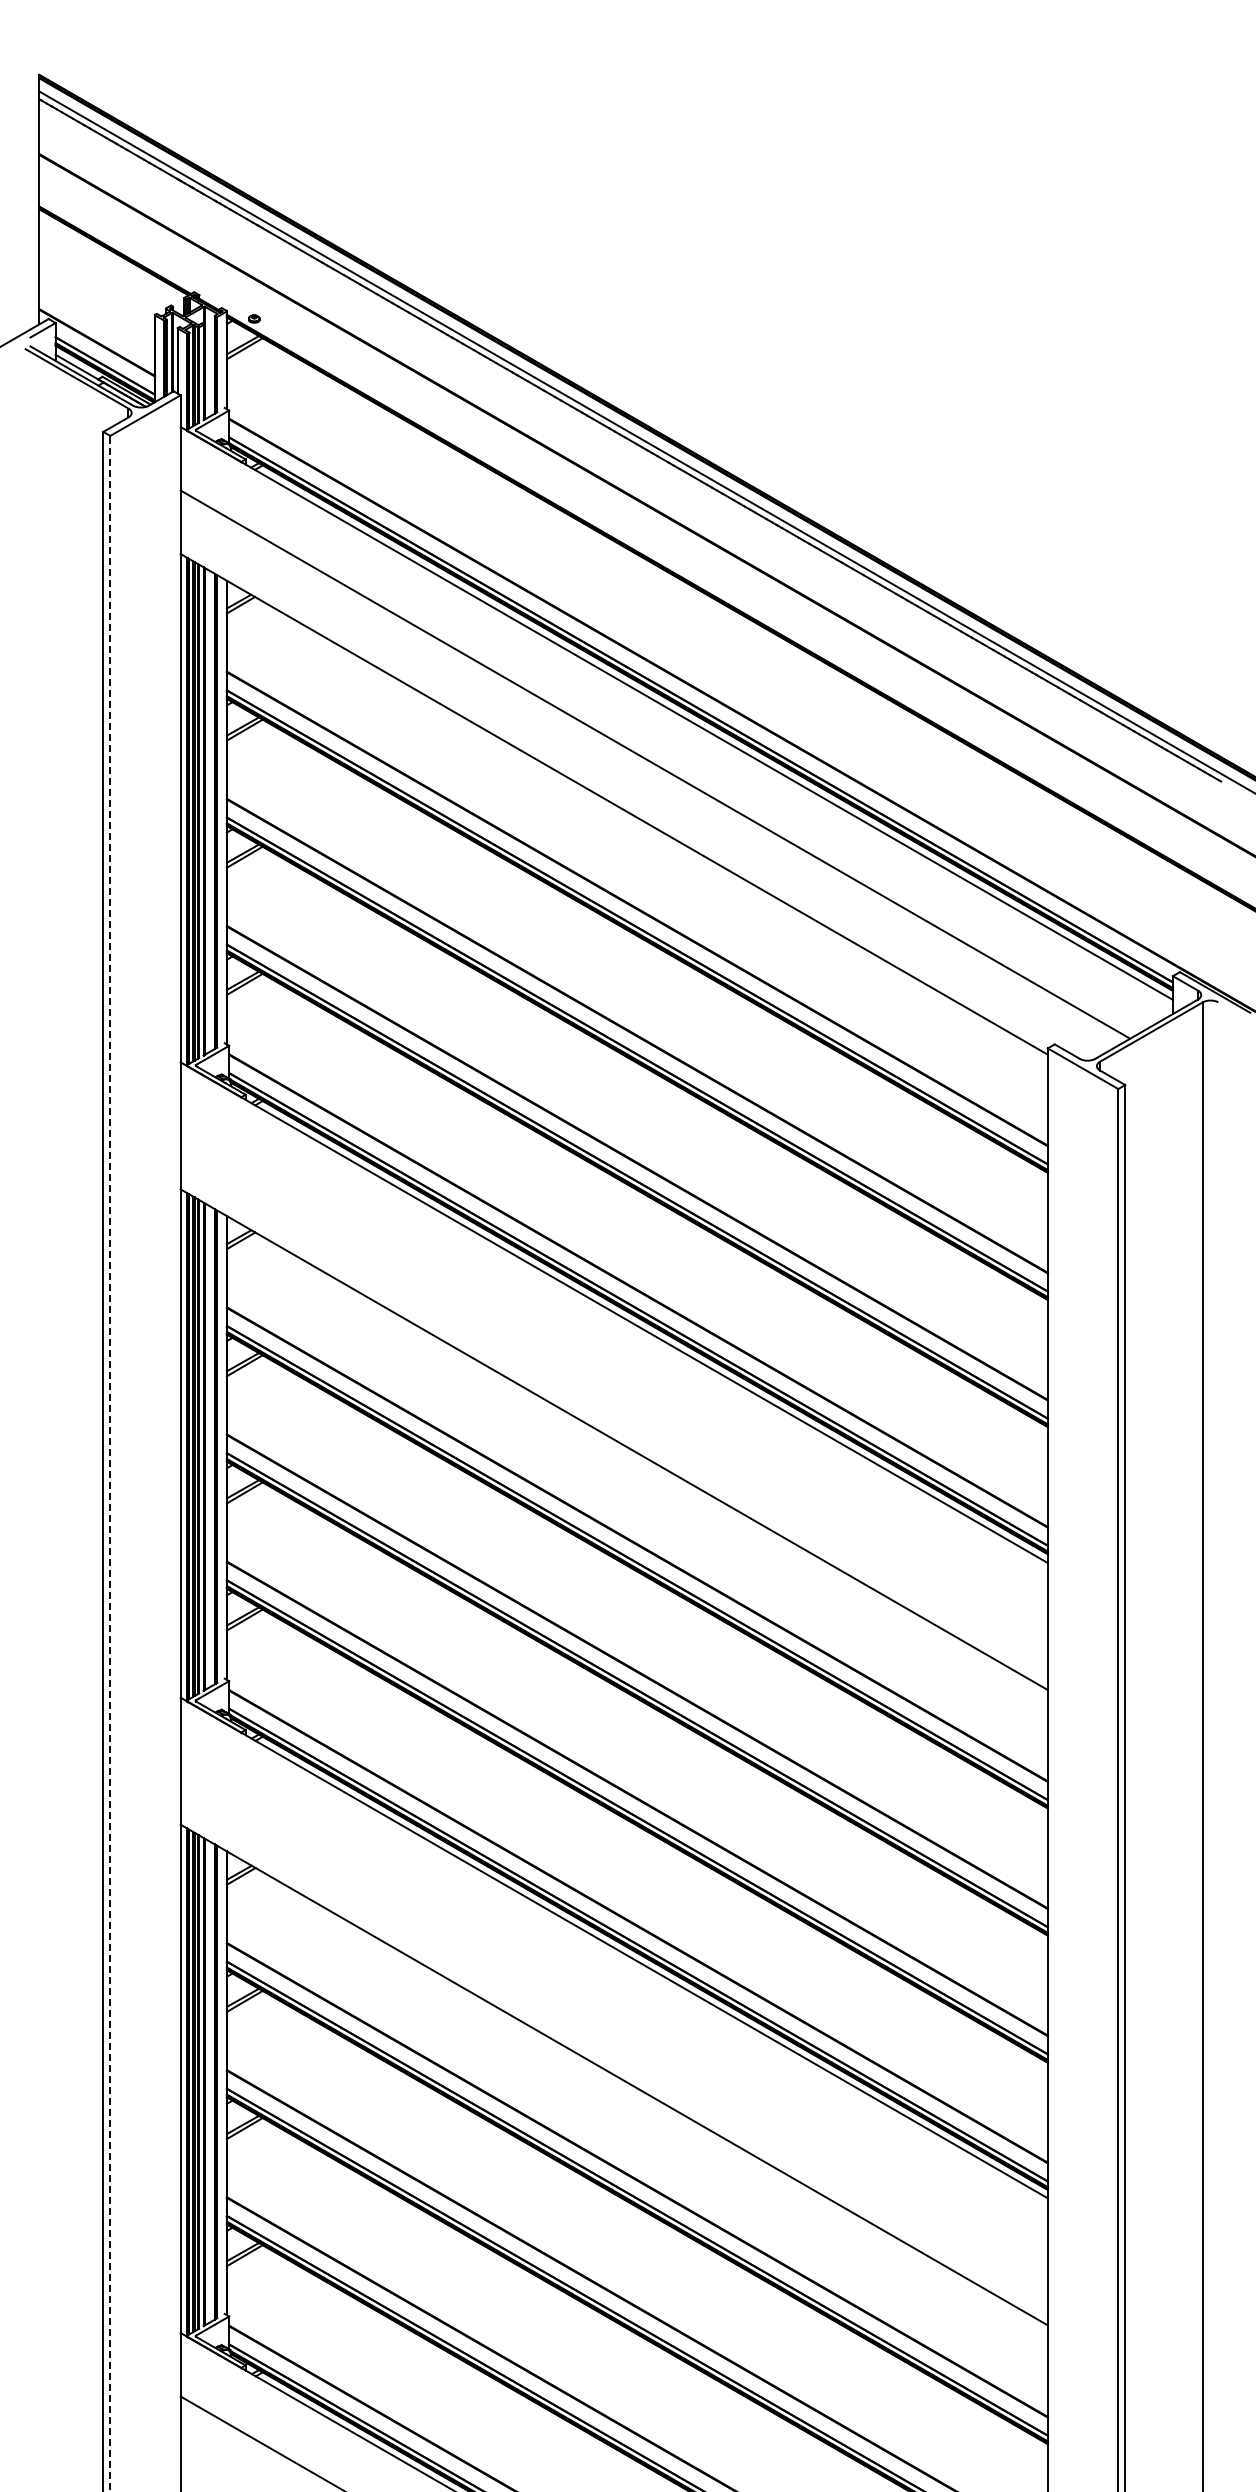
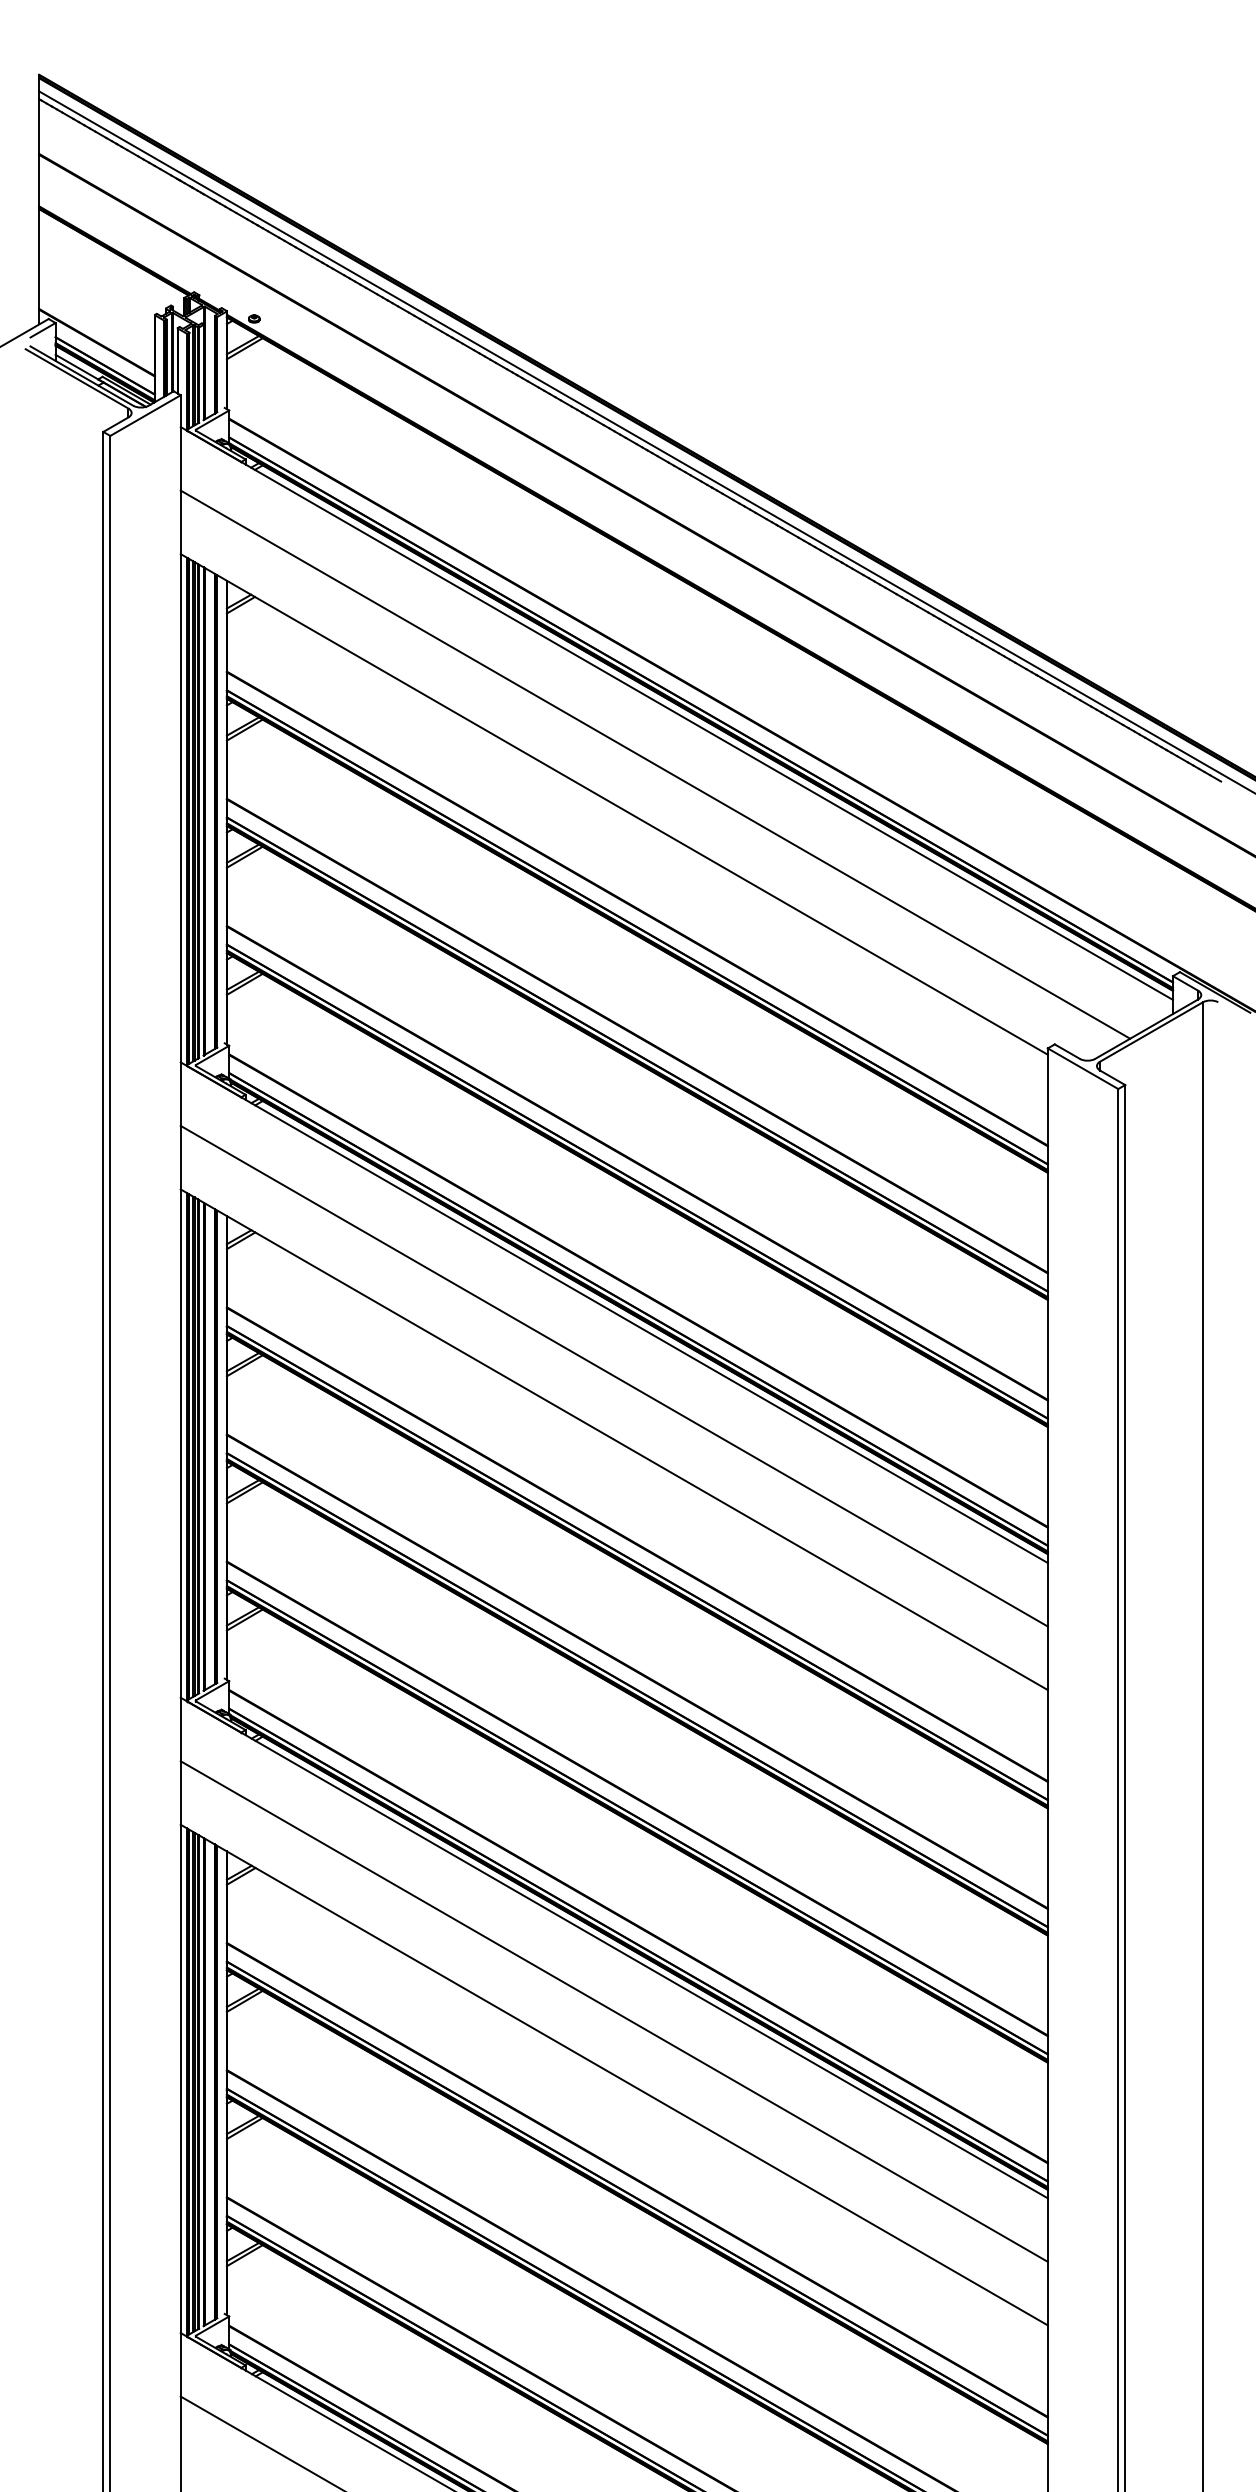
line: none -> present (613, 1375)
line: dashed -> solid (110, 1463)
line: none -> present (613, 2011)
